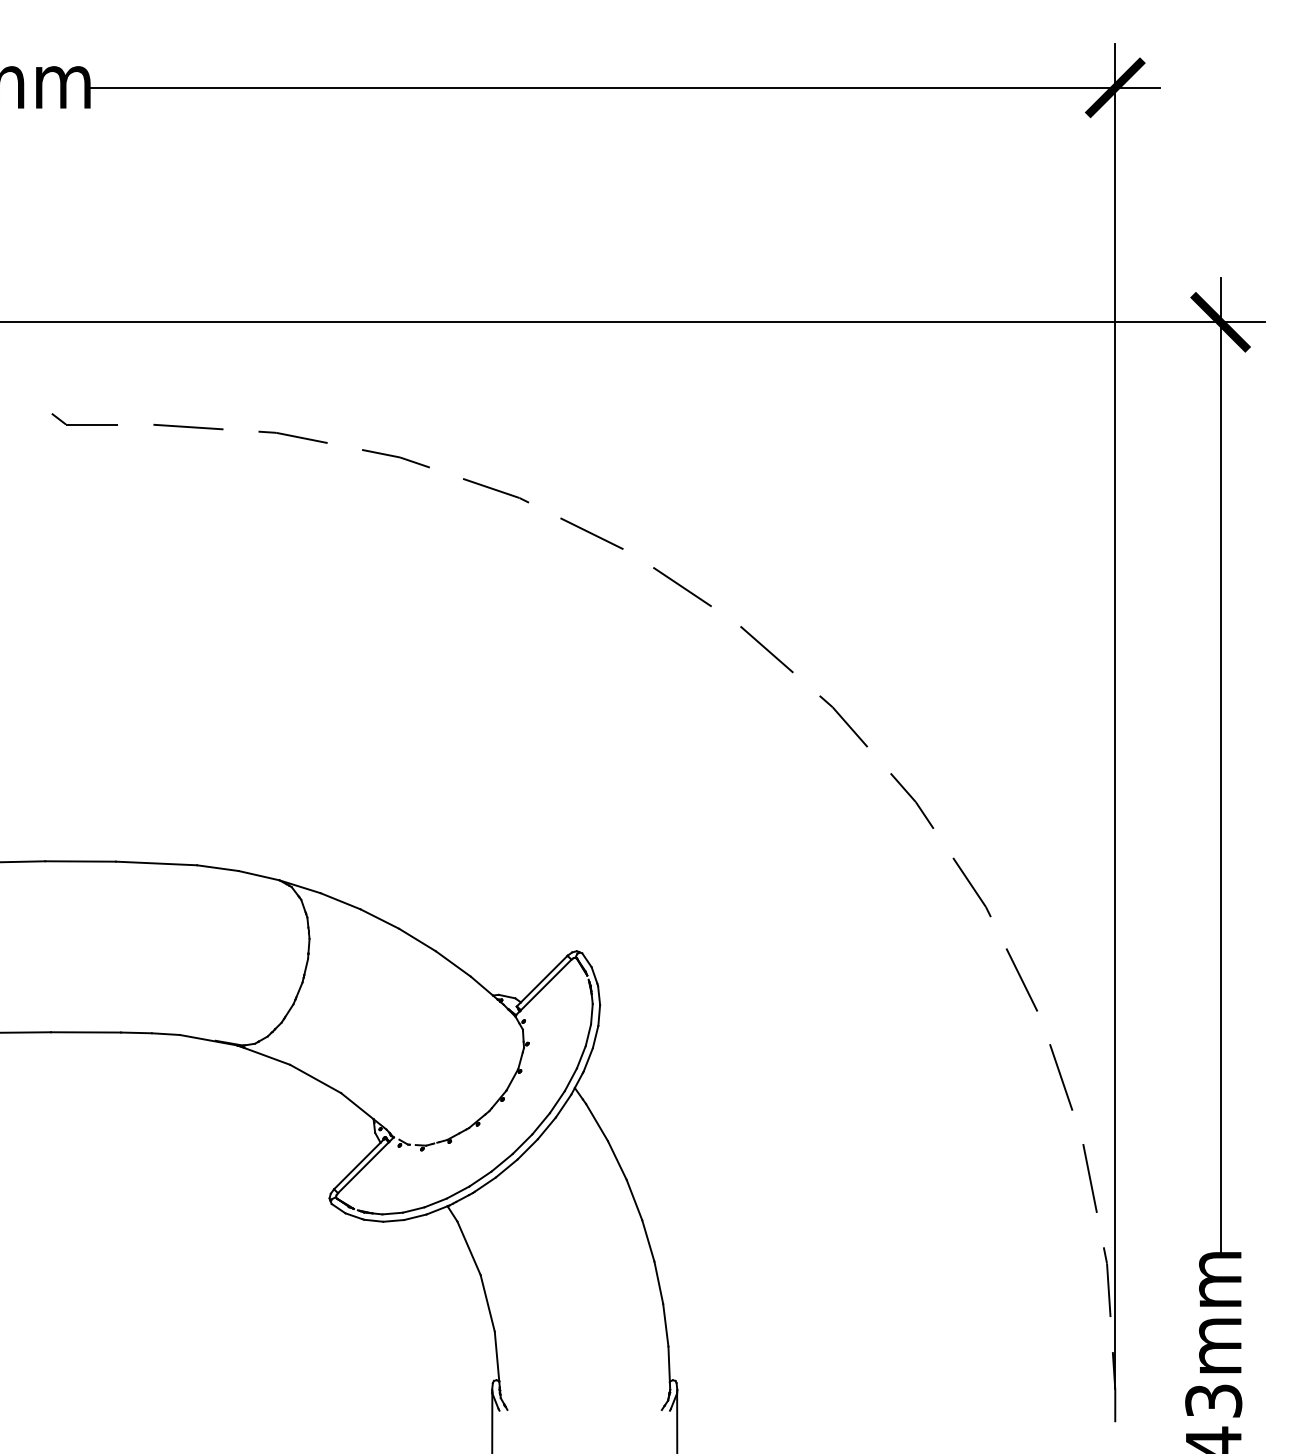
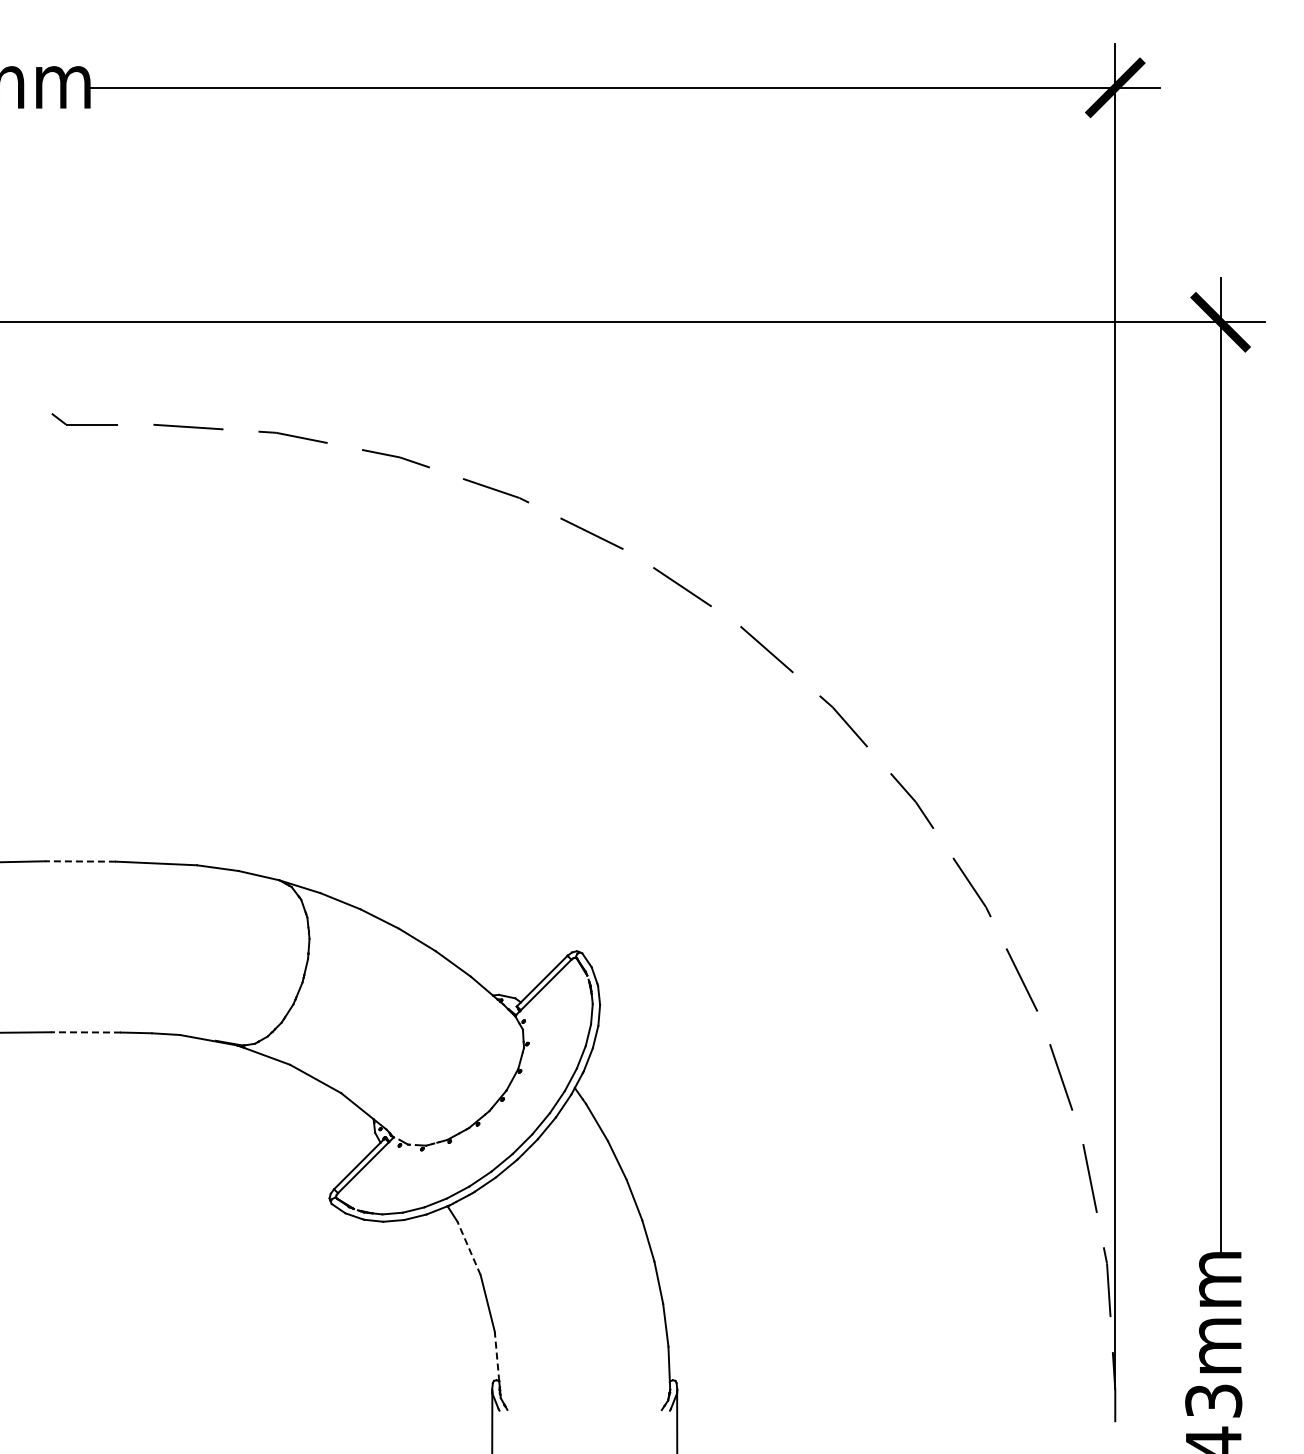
line: solid -> dashed (80, 861)
line: solid -> dashed (85, 1032)
line: solid -> dashed (468, 1247)
line: solid -> dashed (497, 1356)
